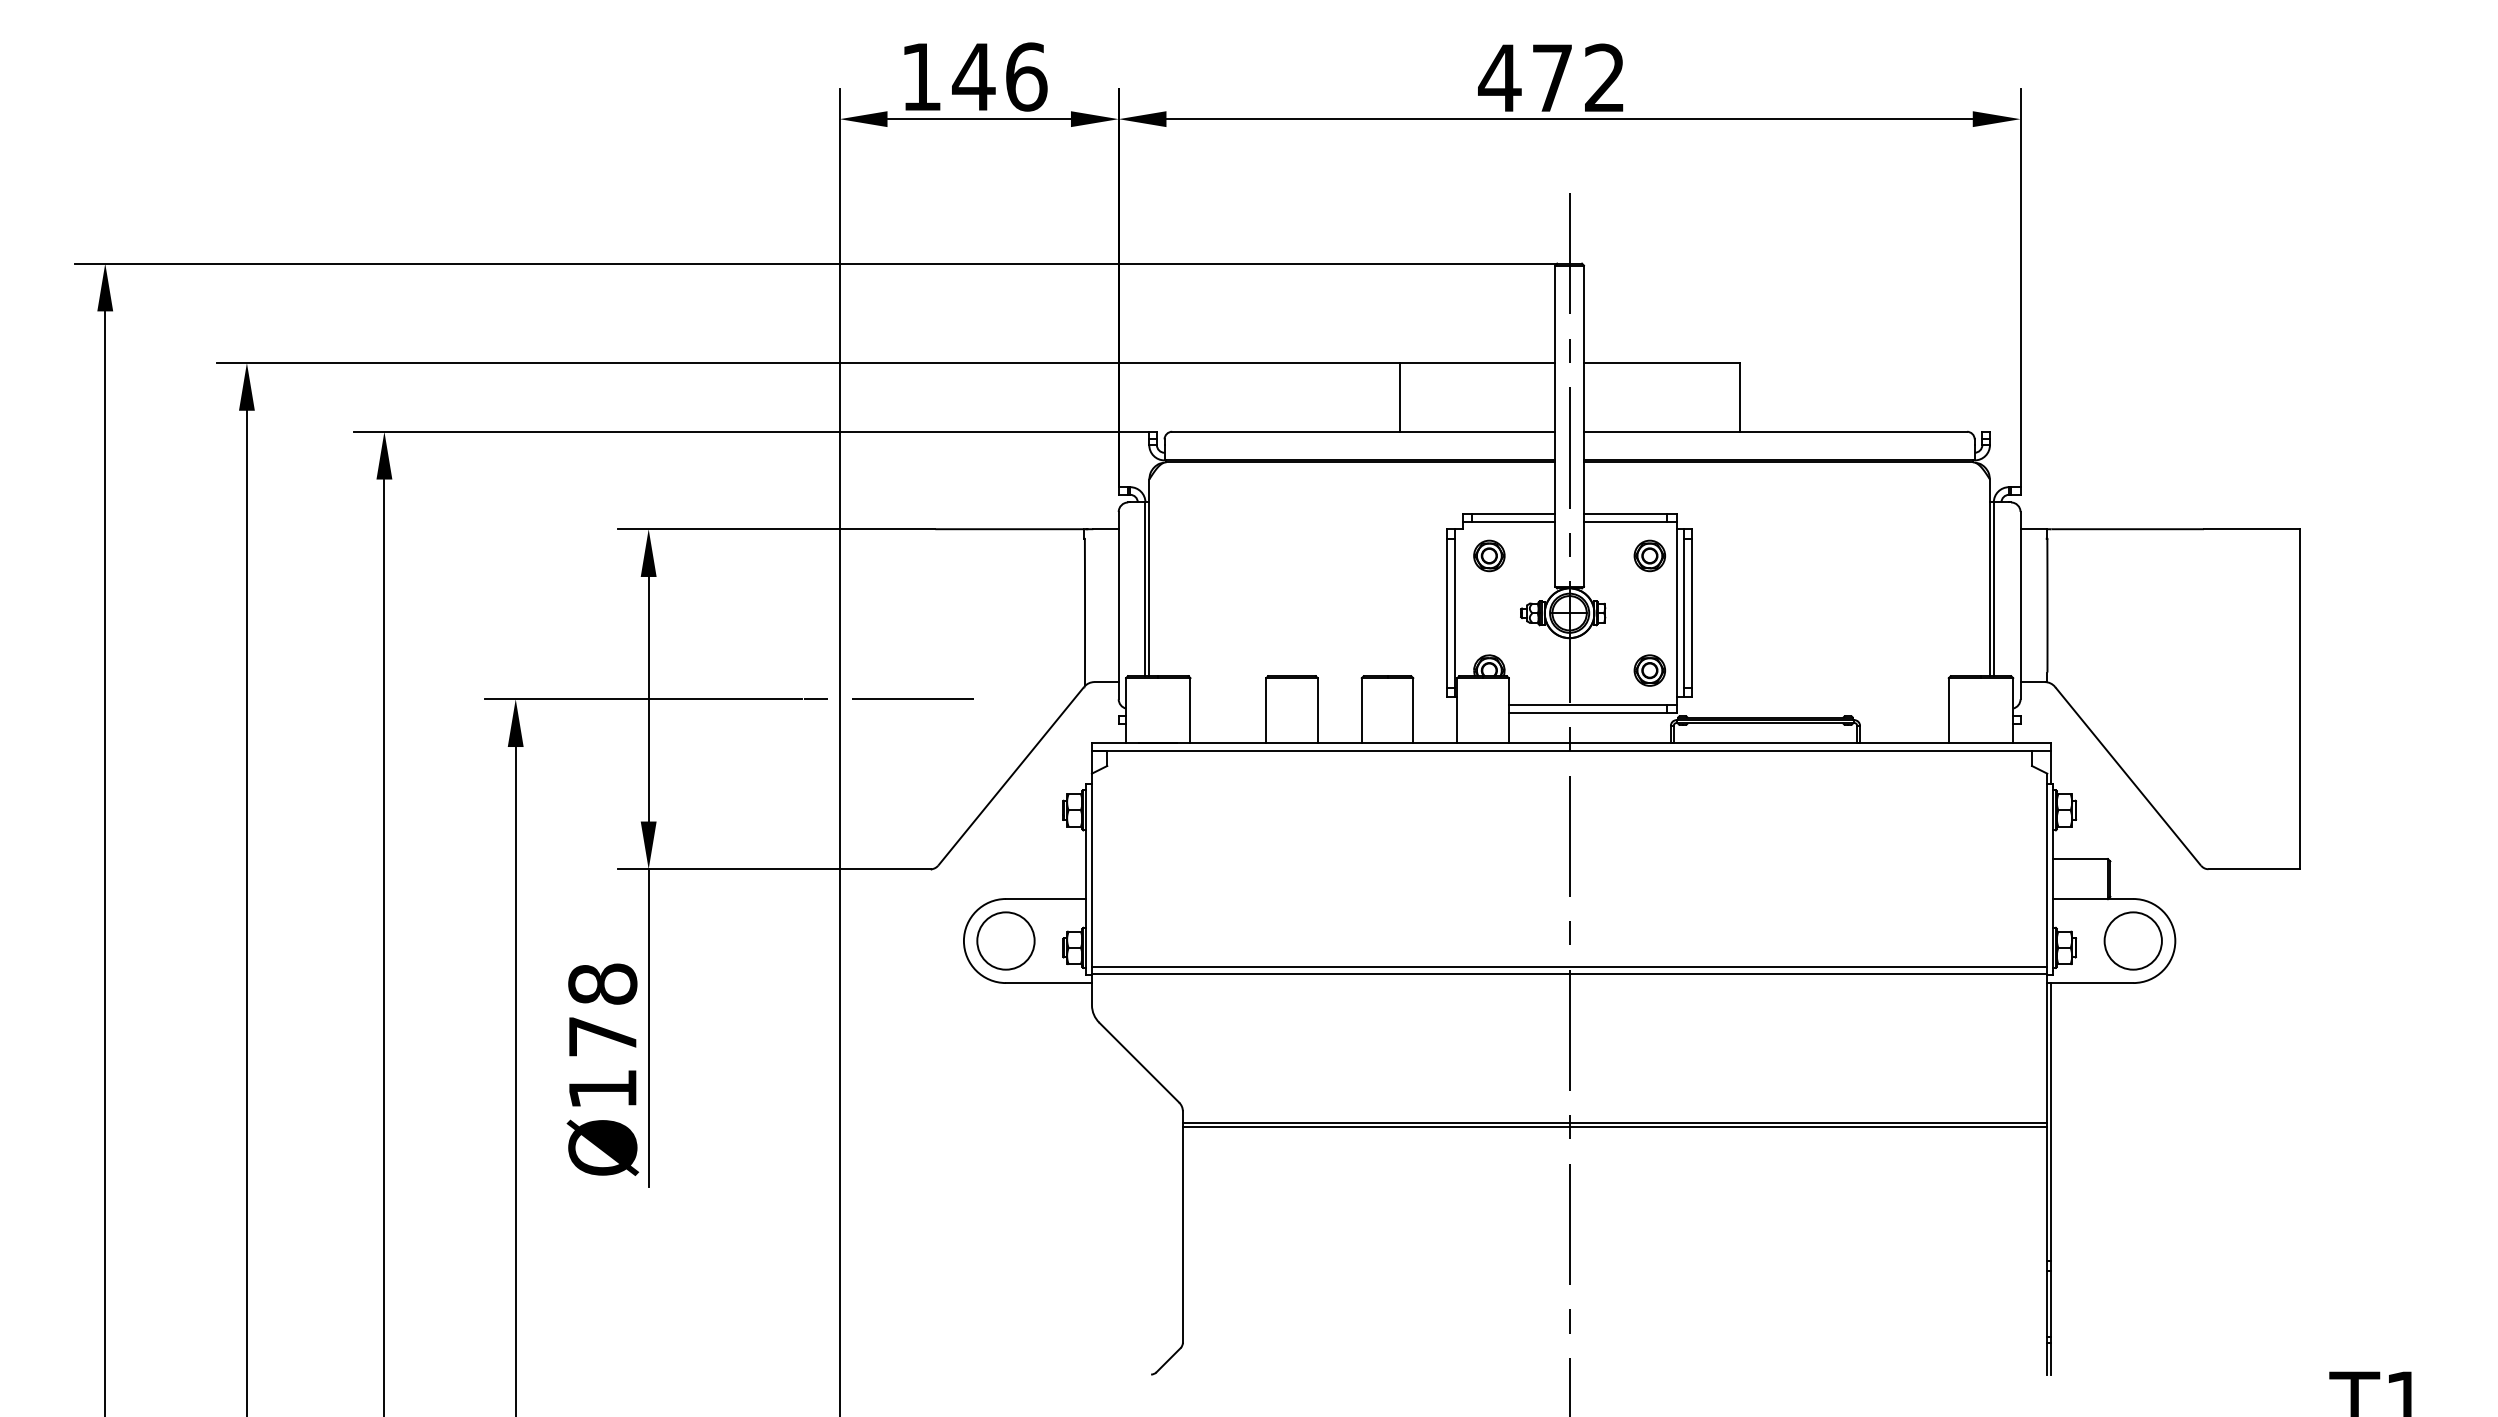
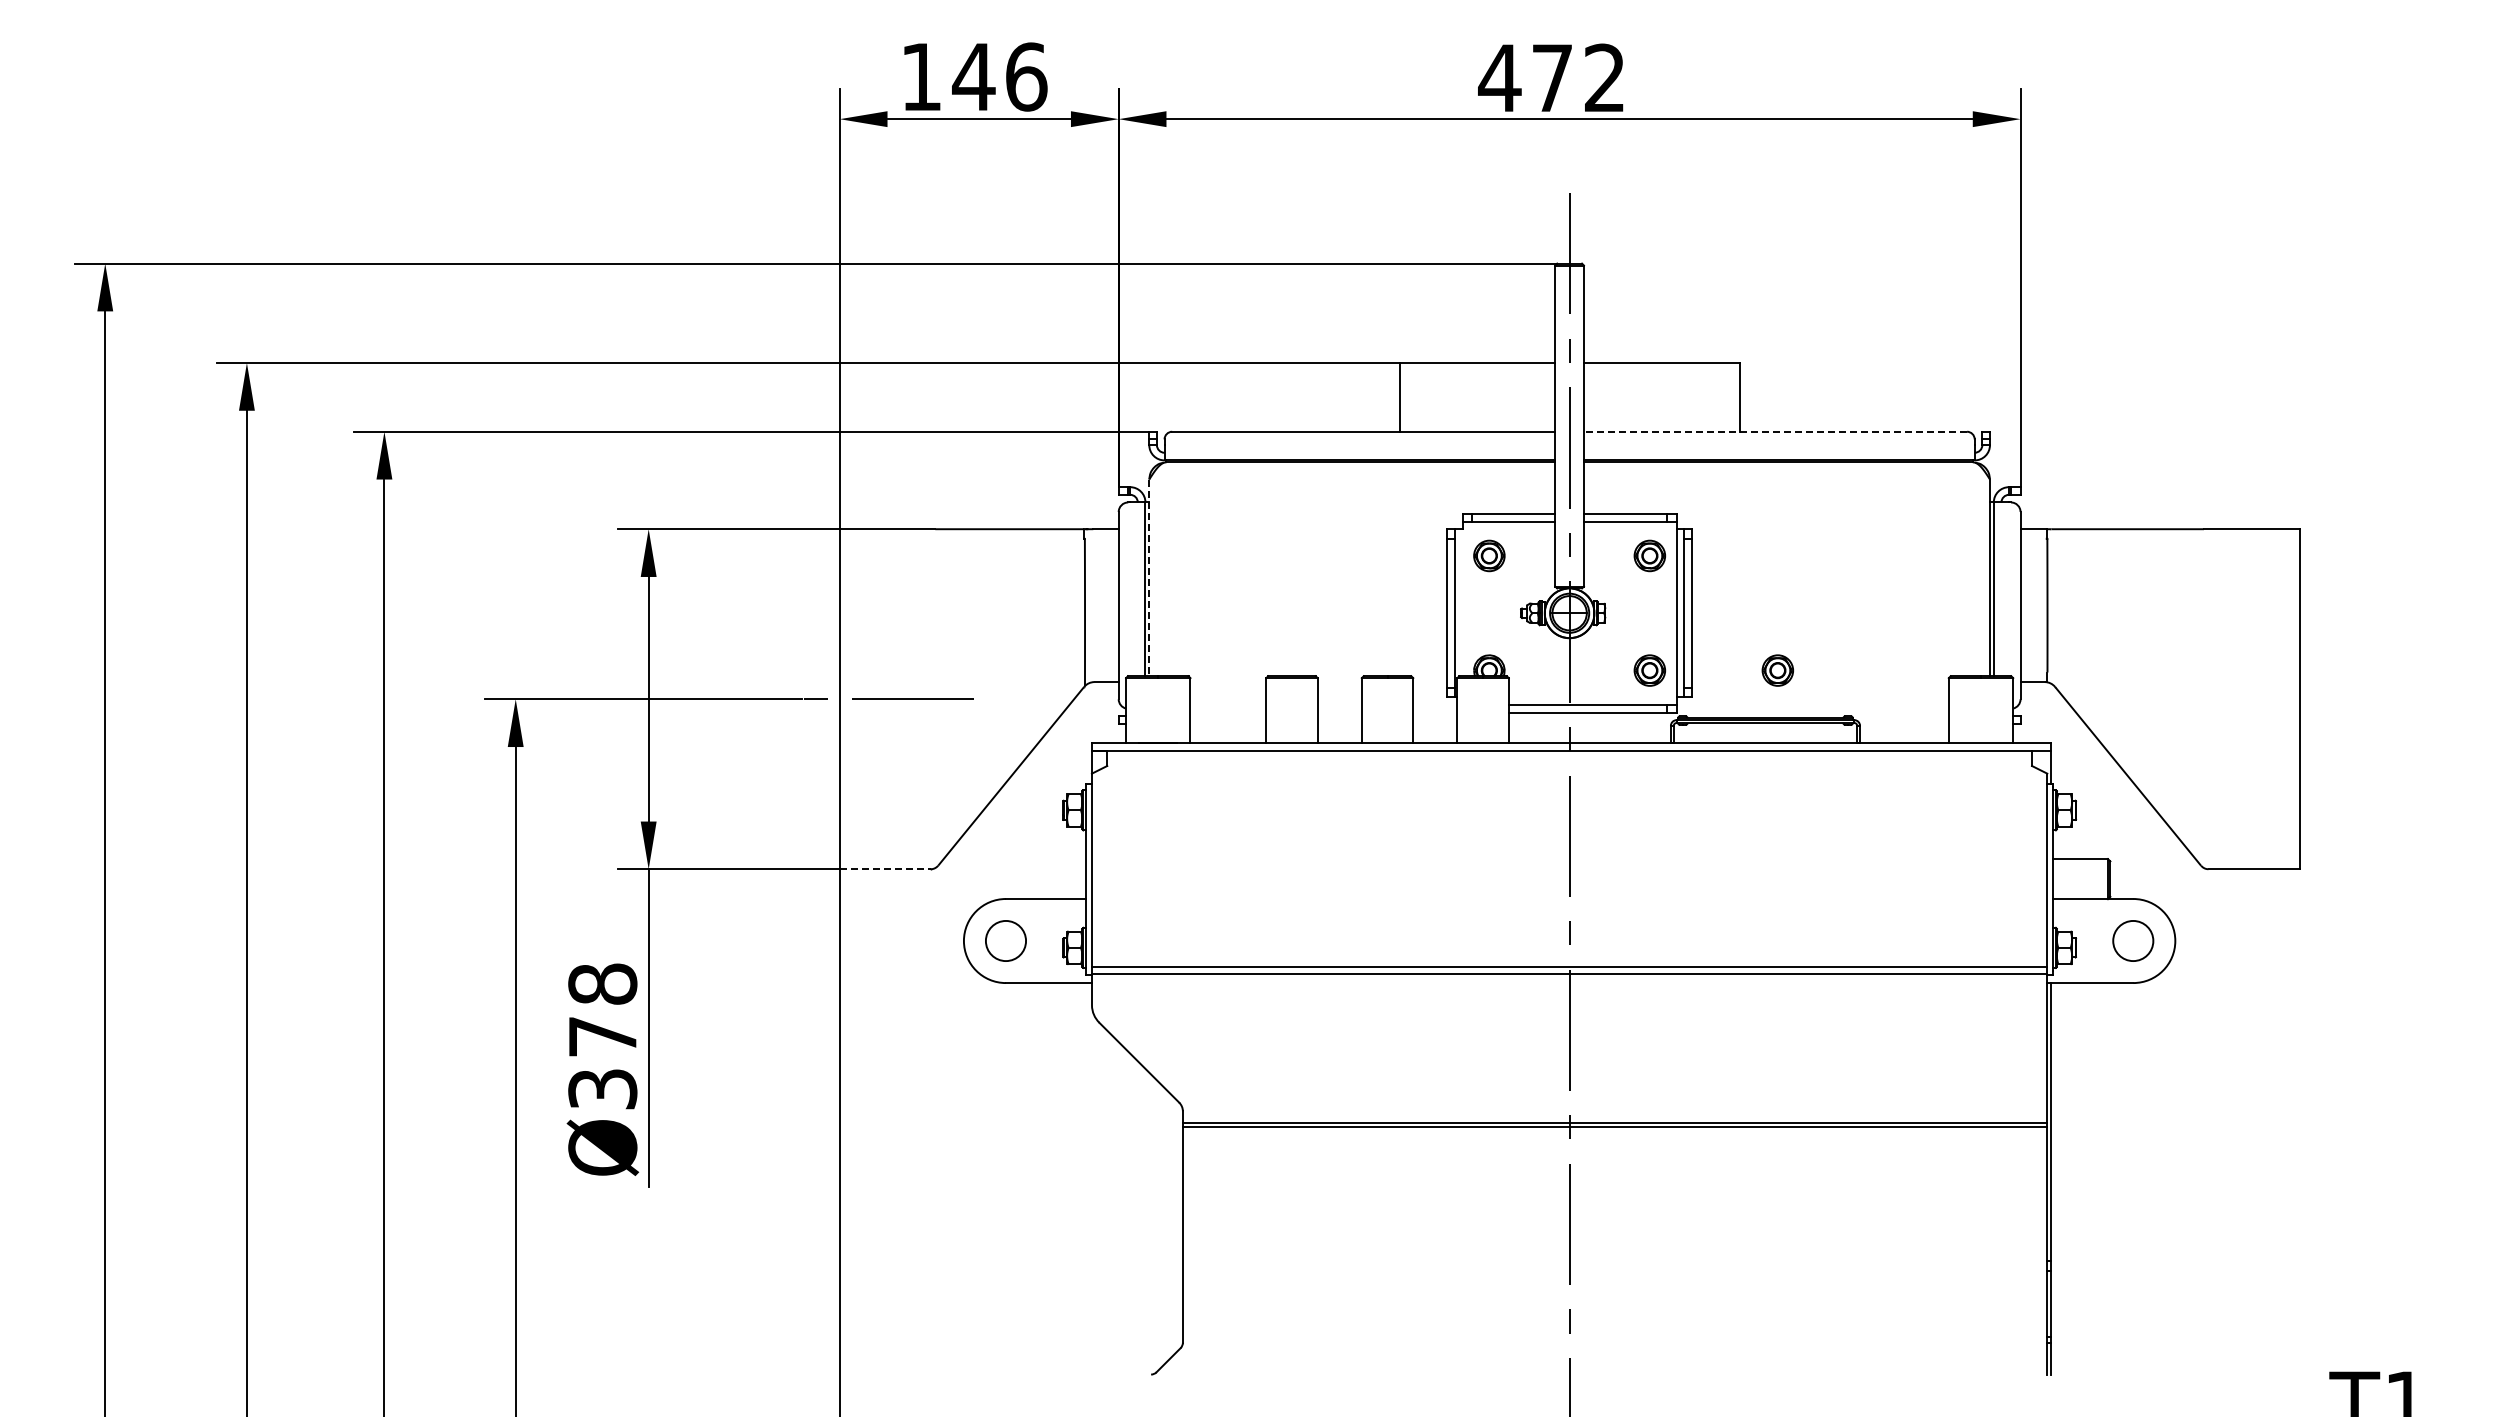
line: solid -> dashed (1775, 431)
line: solid -> dashed (1149, 578)
part: none -> present (1777, 670)
line: solid -> dashed (885, 869)
circle diameter: 57 px -> 40 px (1005, 940)
circle diameter: 57 px -> 40 px (2133, 940)
text: Ø178 -> Ø378 (602, 1089)
